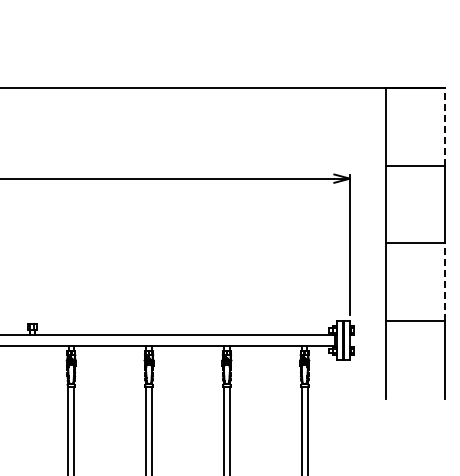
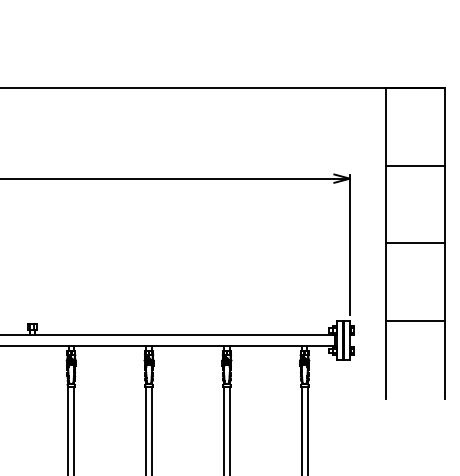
line: dashed -> solid (444, 126)
line: dashed -> solid (444, 282)
